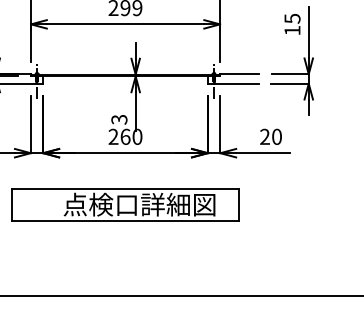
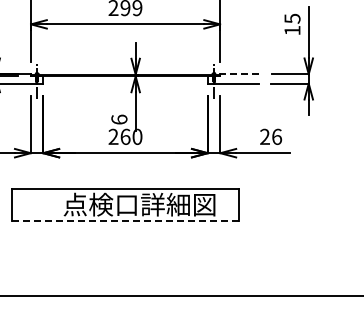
line: solid -> dashed (239, 74)
text: 3 -> 6 (119, 119)
text: 20 -> 26 (277, 136)
line: solid -> dashed (125, 220)
